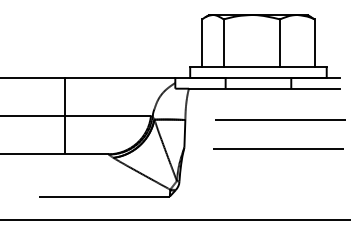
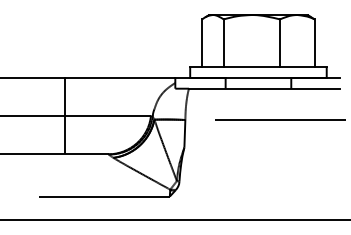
line: present -> none (278, 148)
